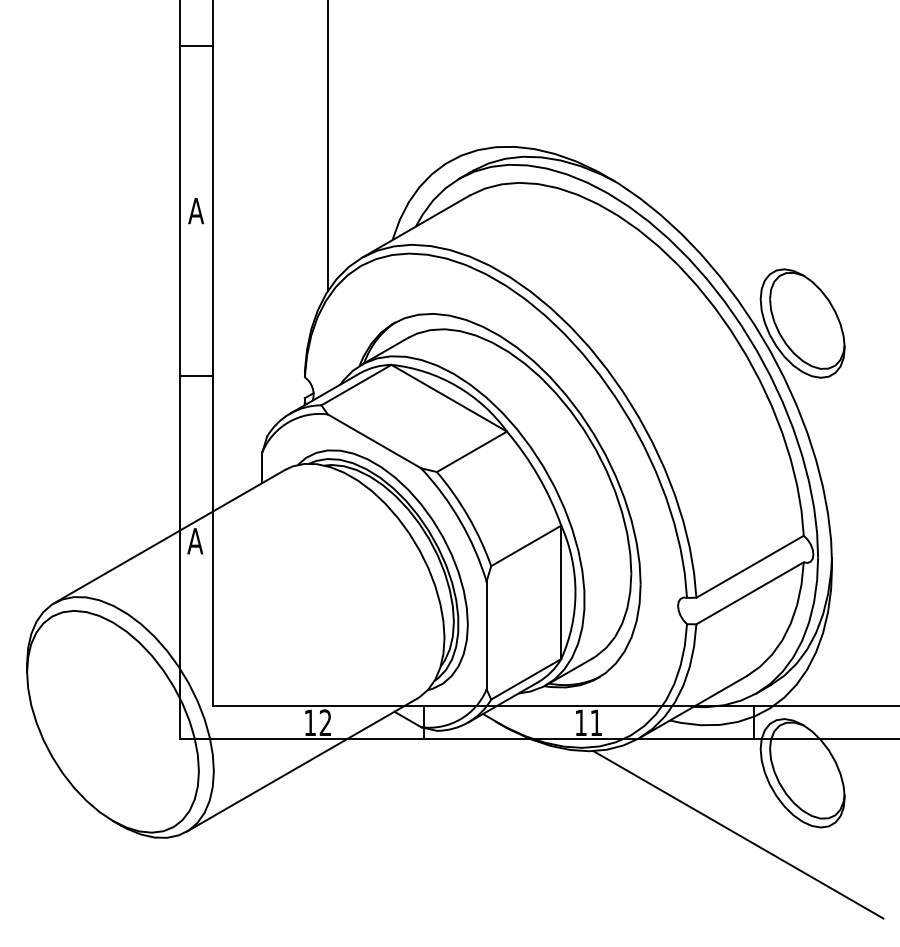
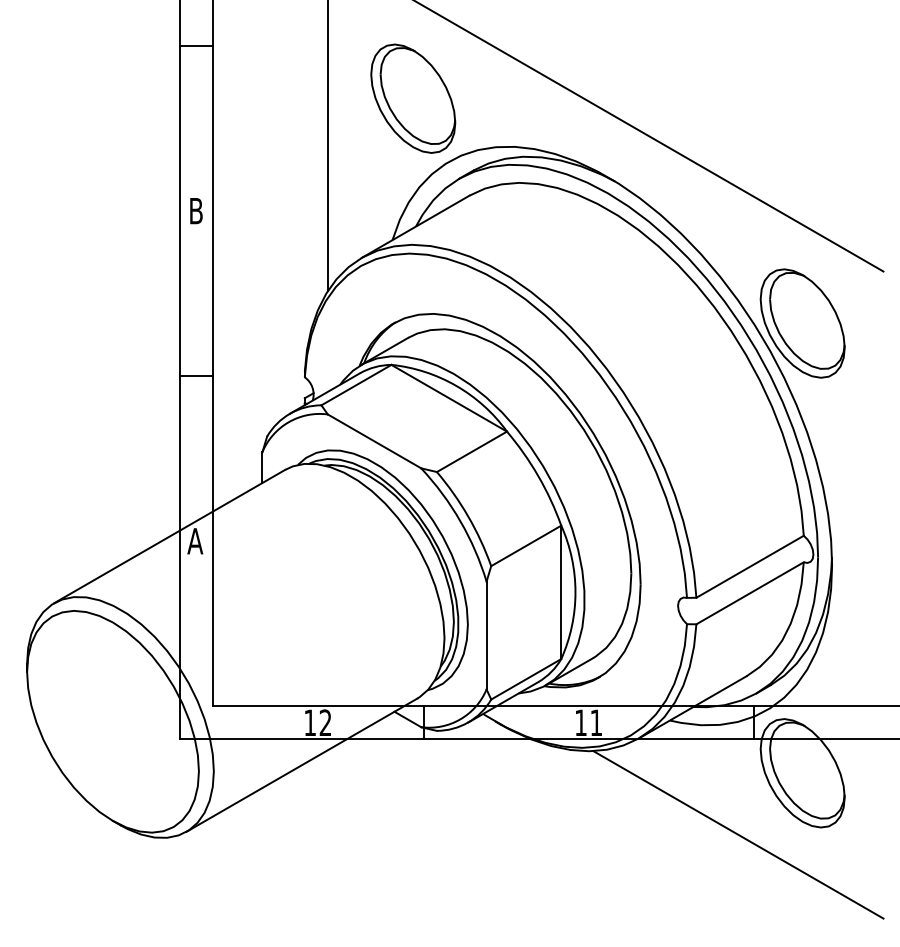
part: none -> present (413, 98)
line: none -> present (650, 136)
text: A -> B (196, 211)
